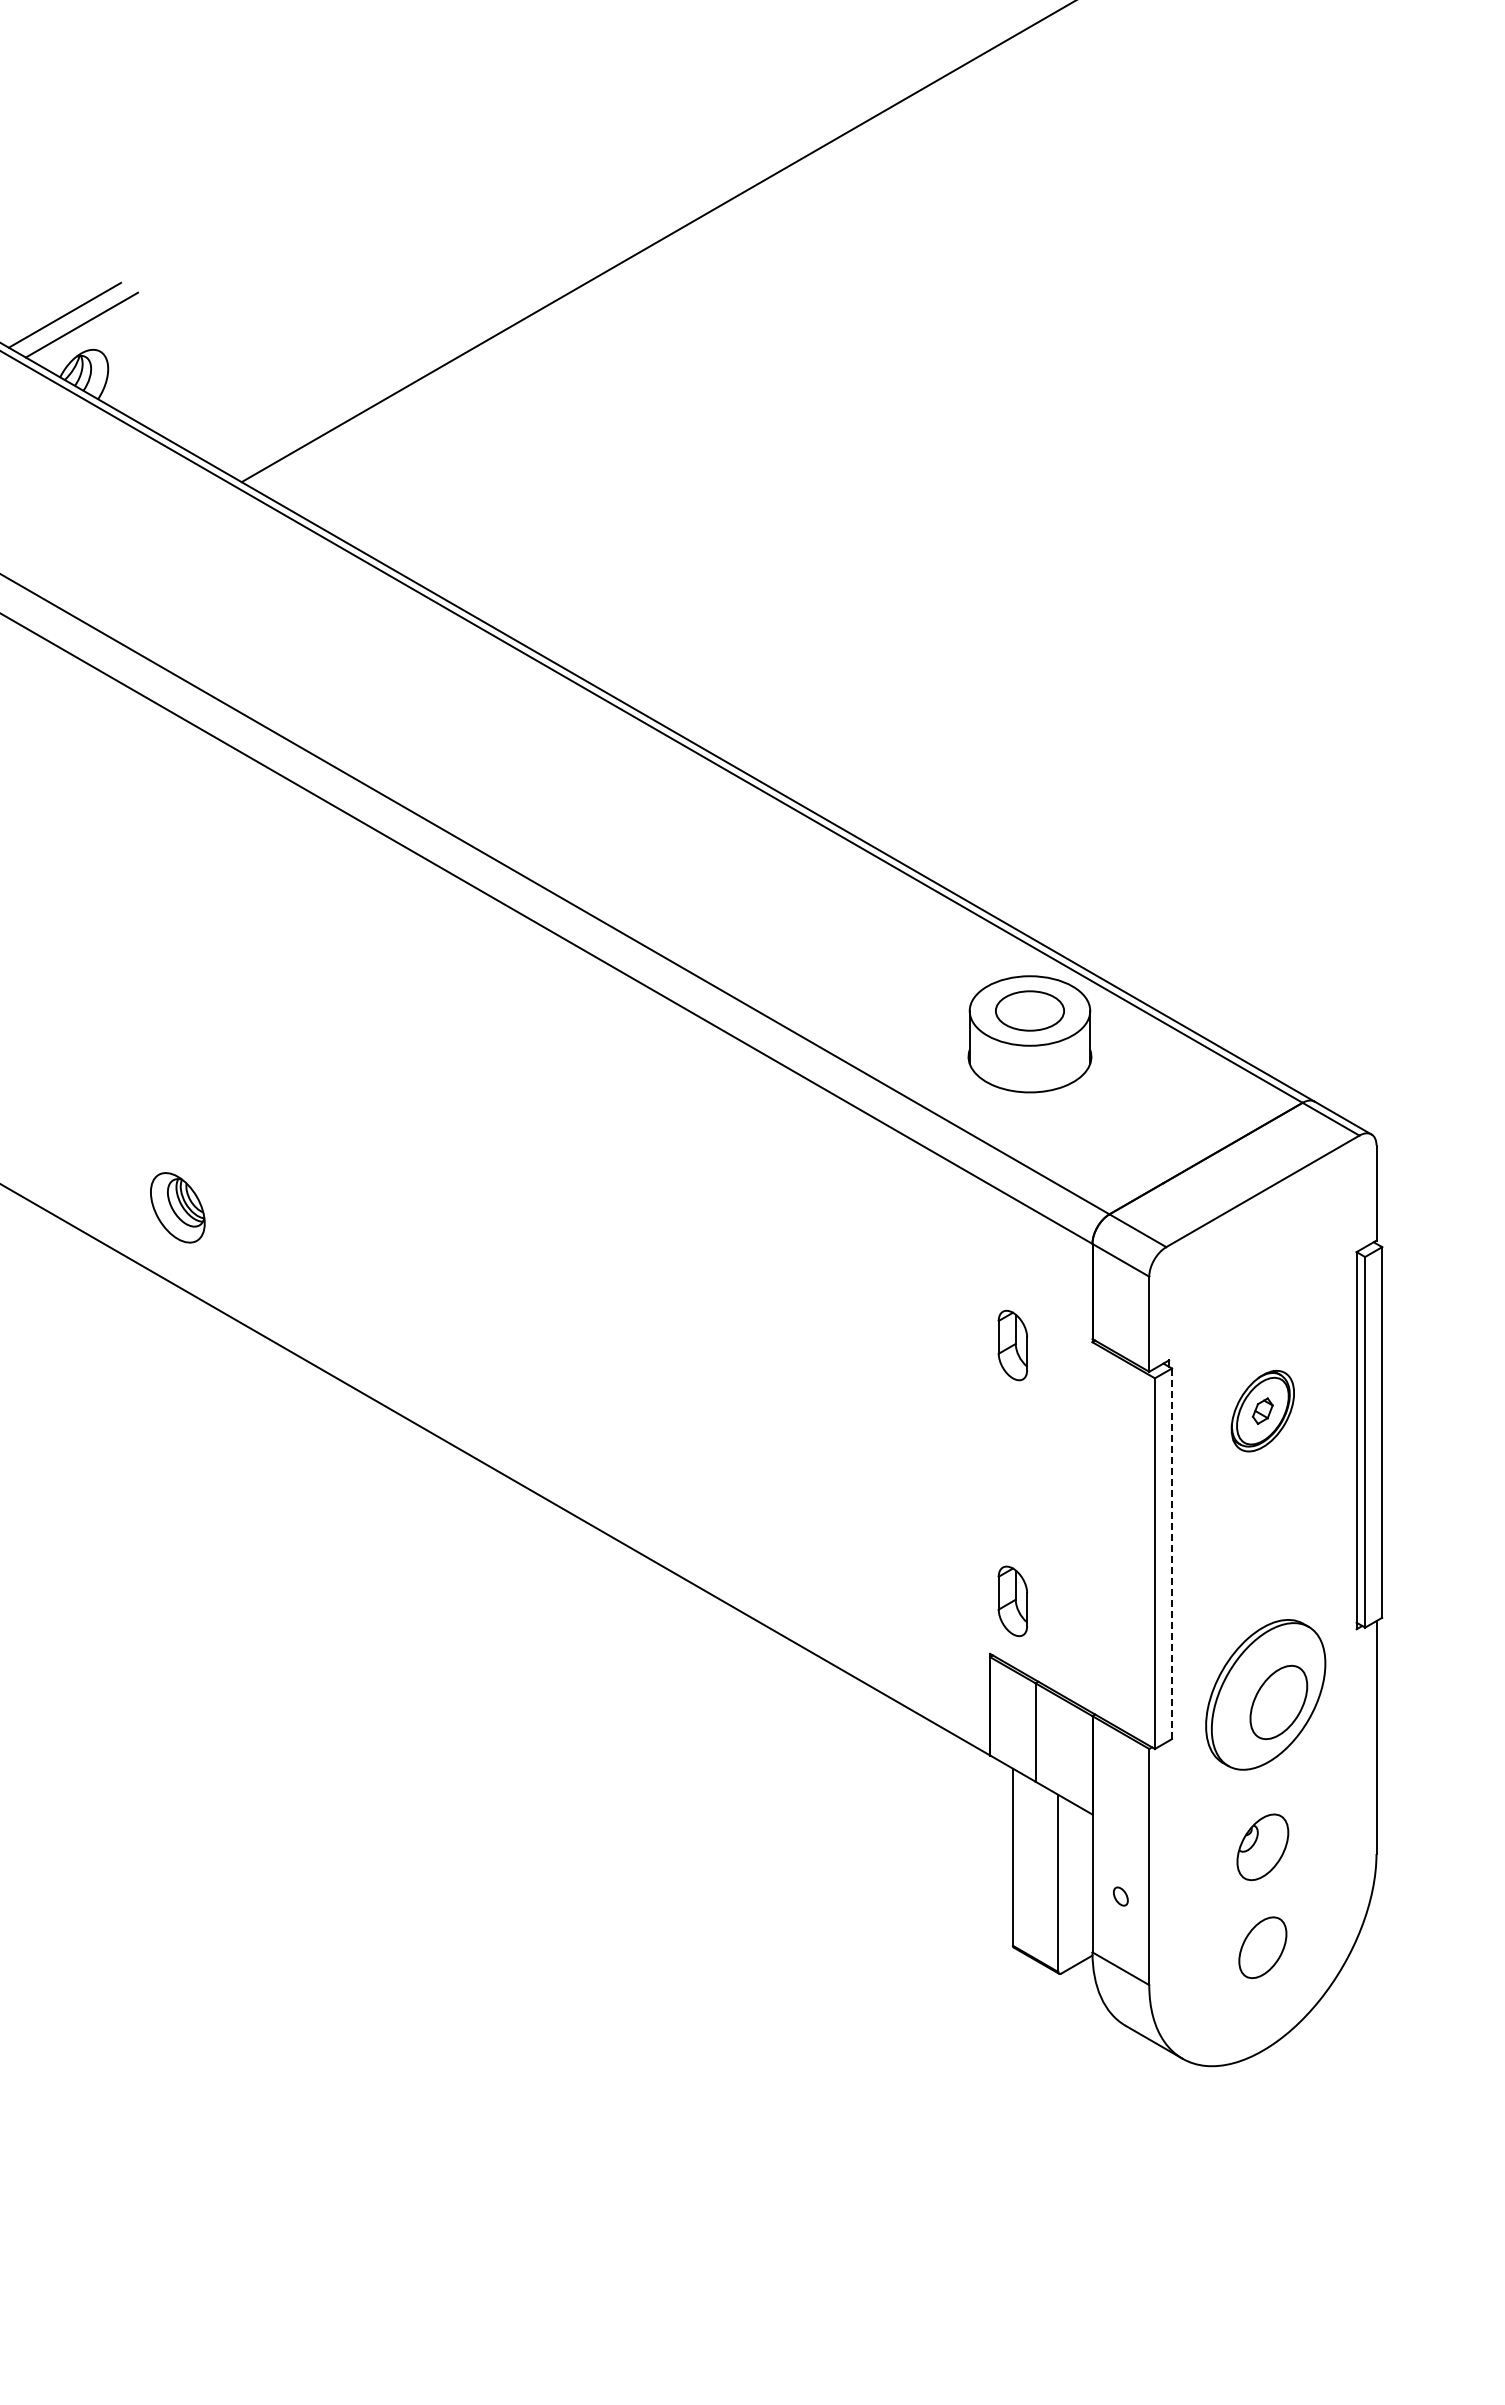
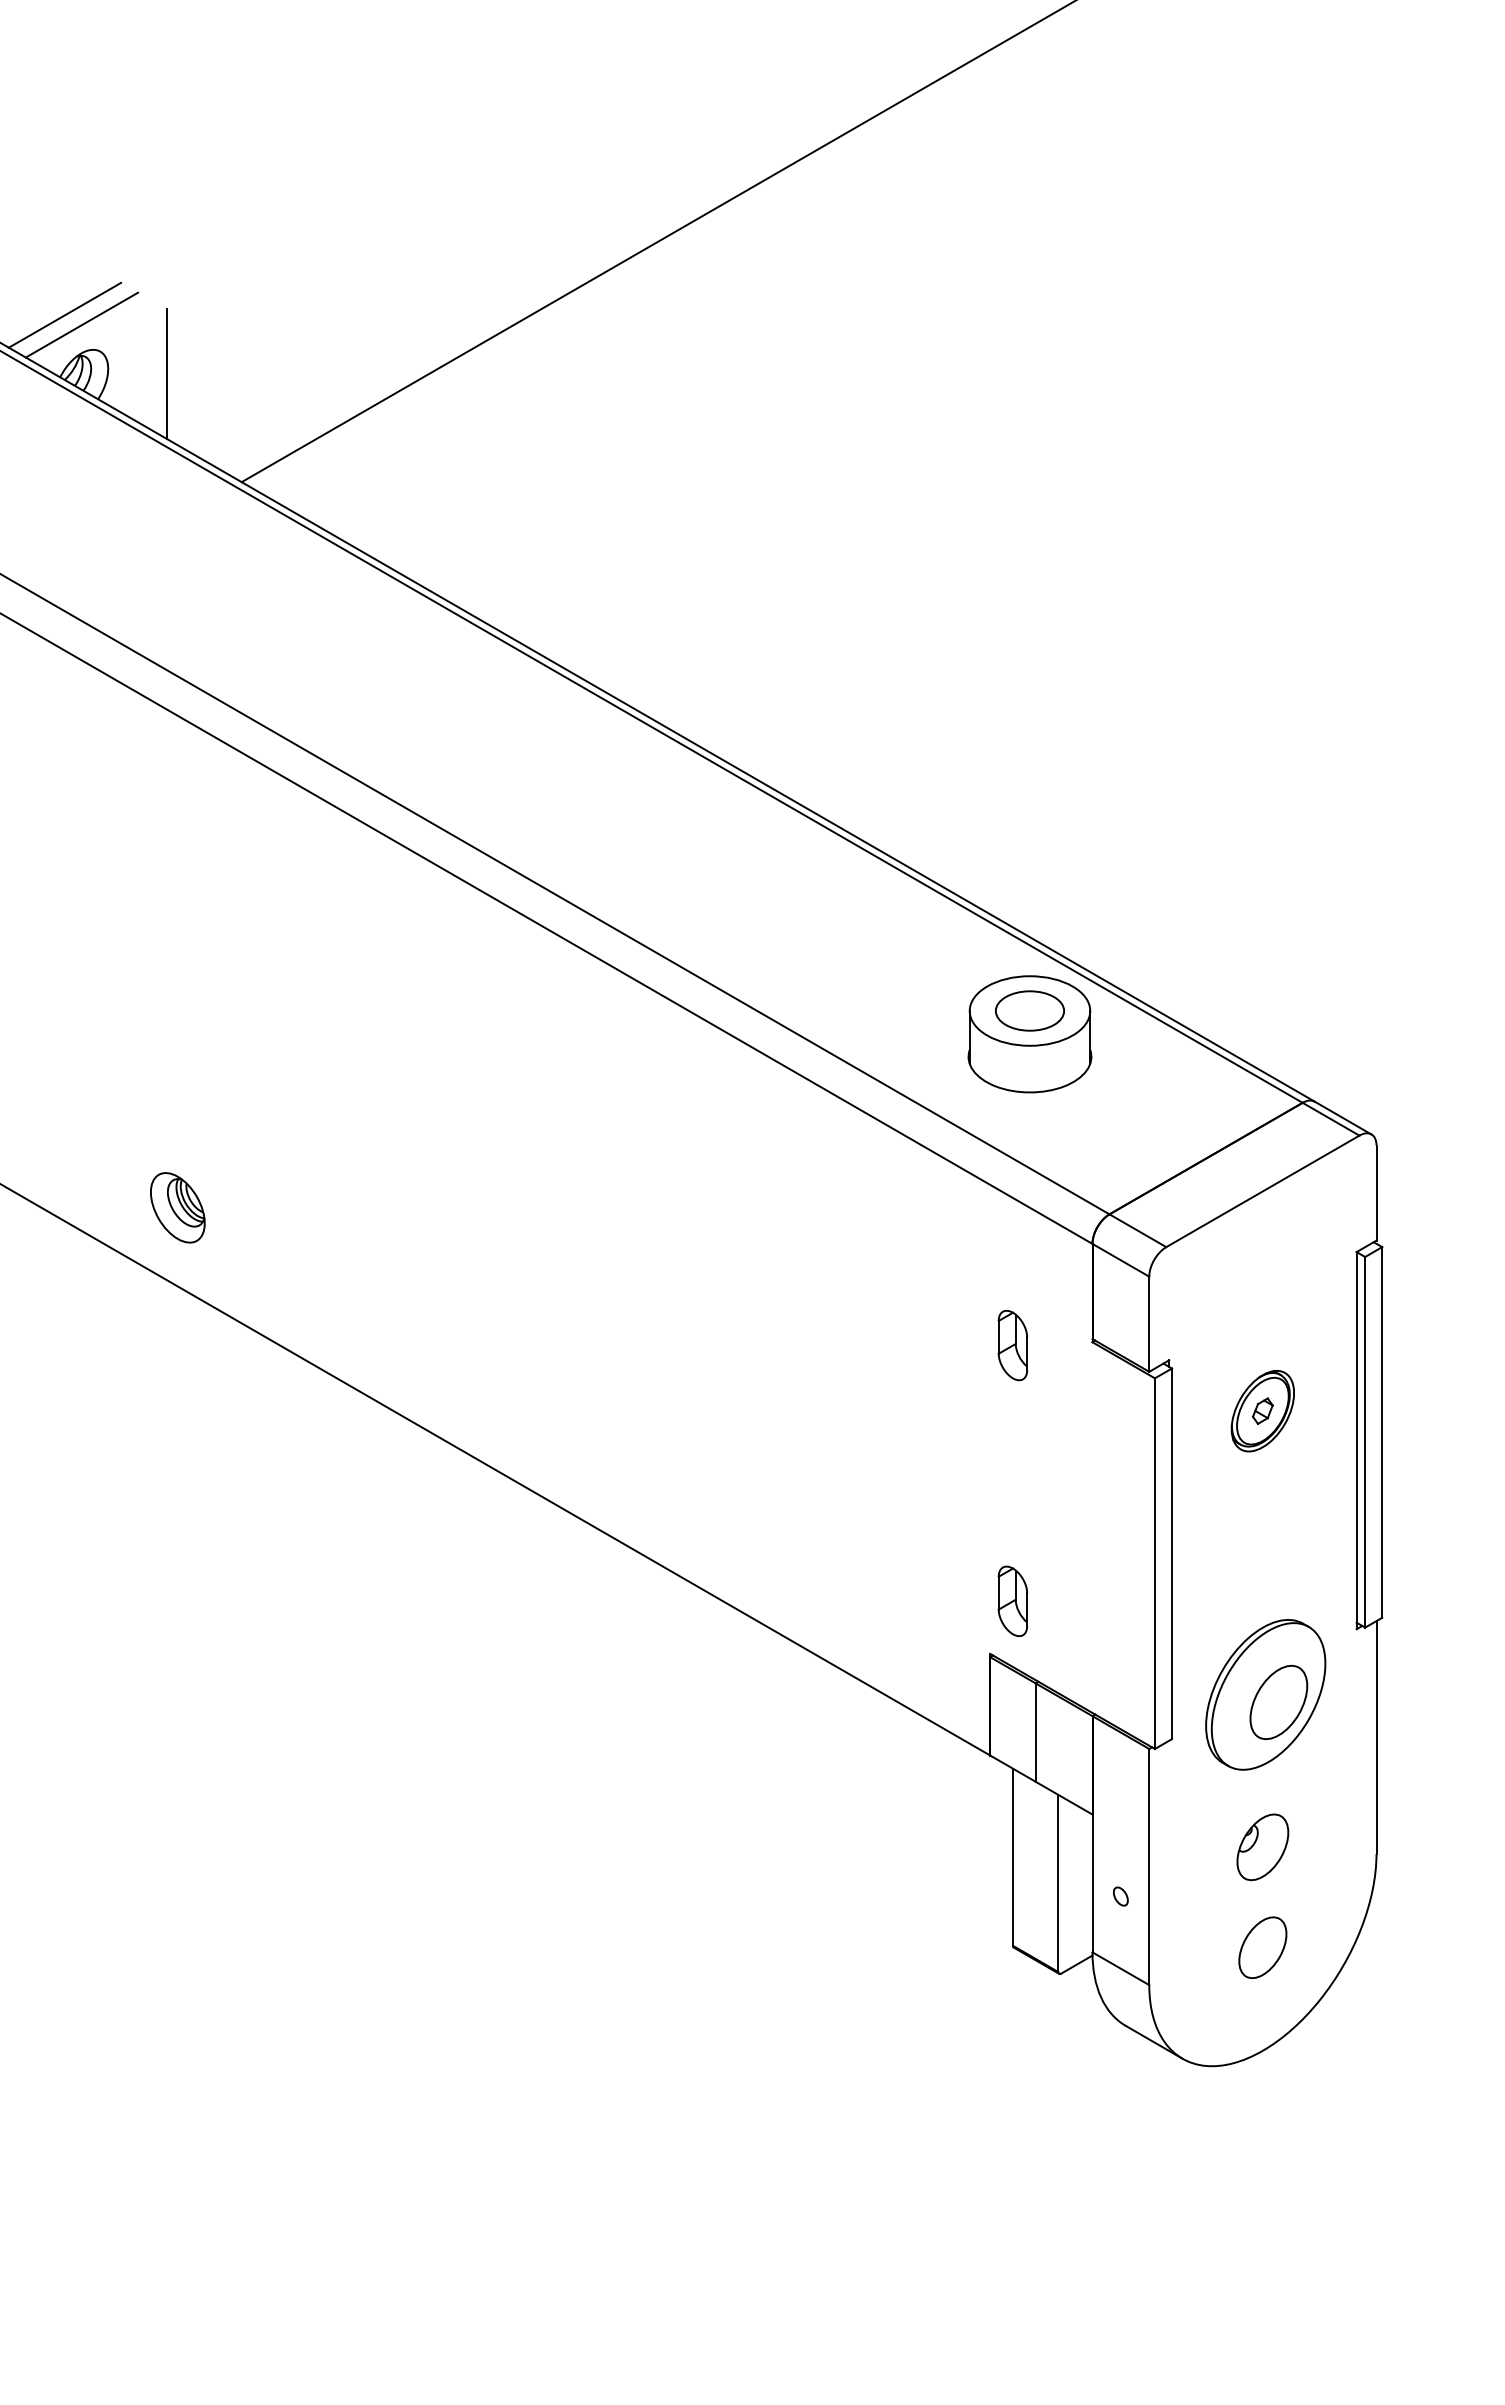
line: none -> present (166, 373)
line: dashed -> solid (1172, 1553)
